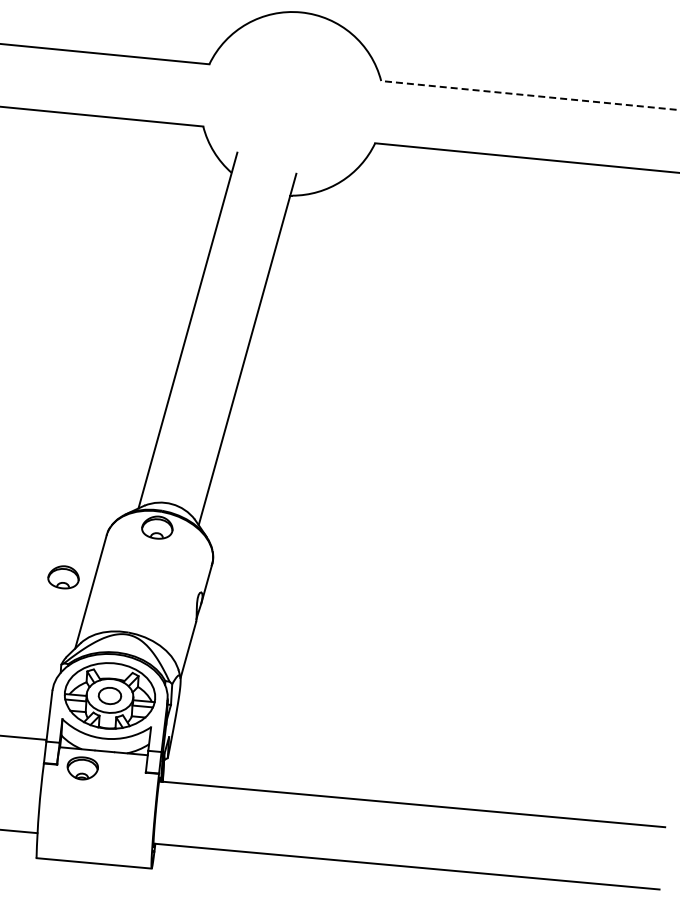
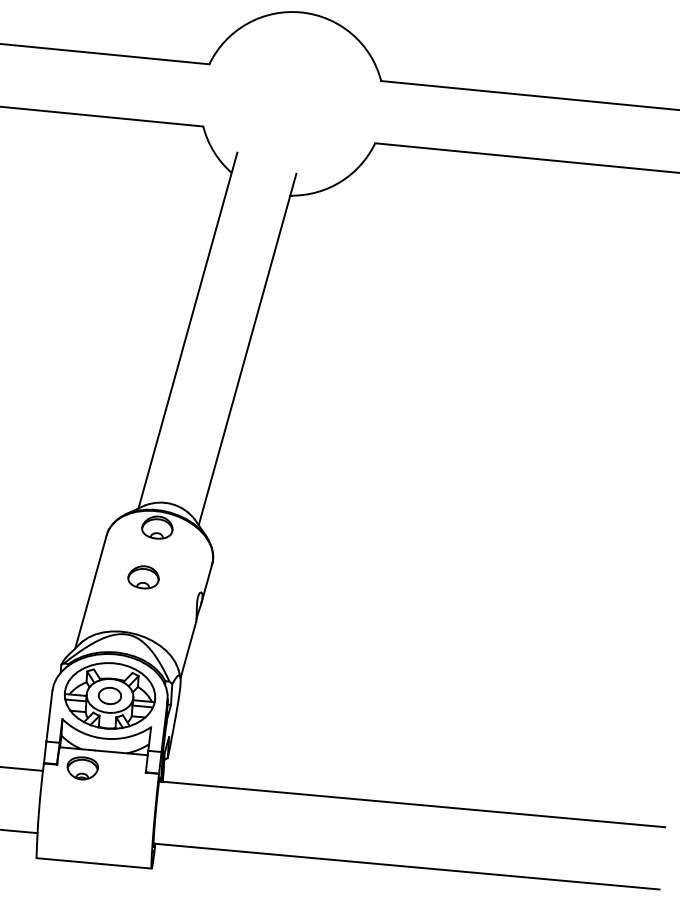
line: dashed -> solid (530, 95)
part position: (63, 577) -> (143, 577) (143, 577)
line position: (24, 737) -> (22, 768) (22, 768)
